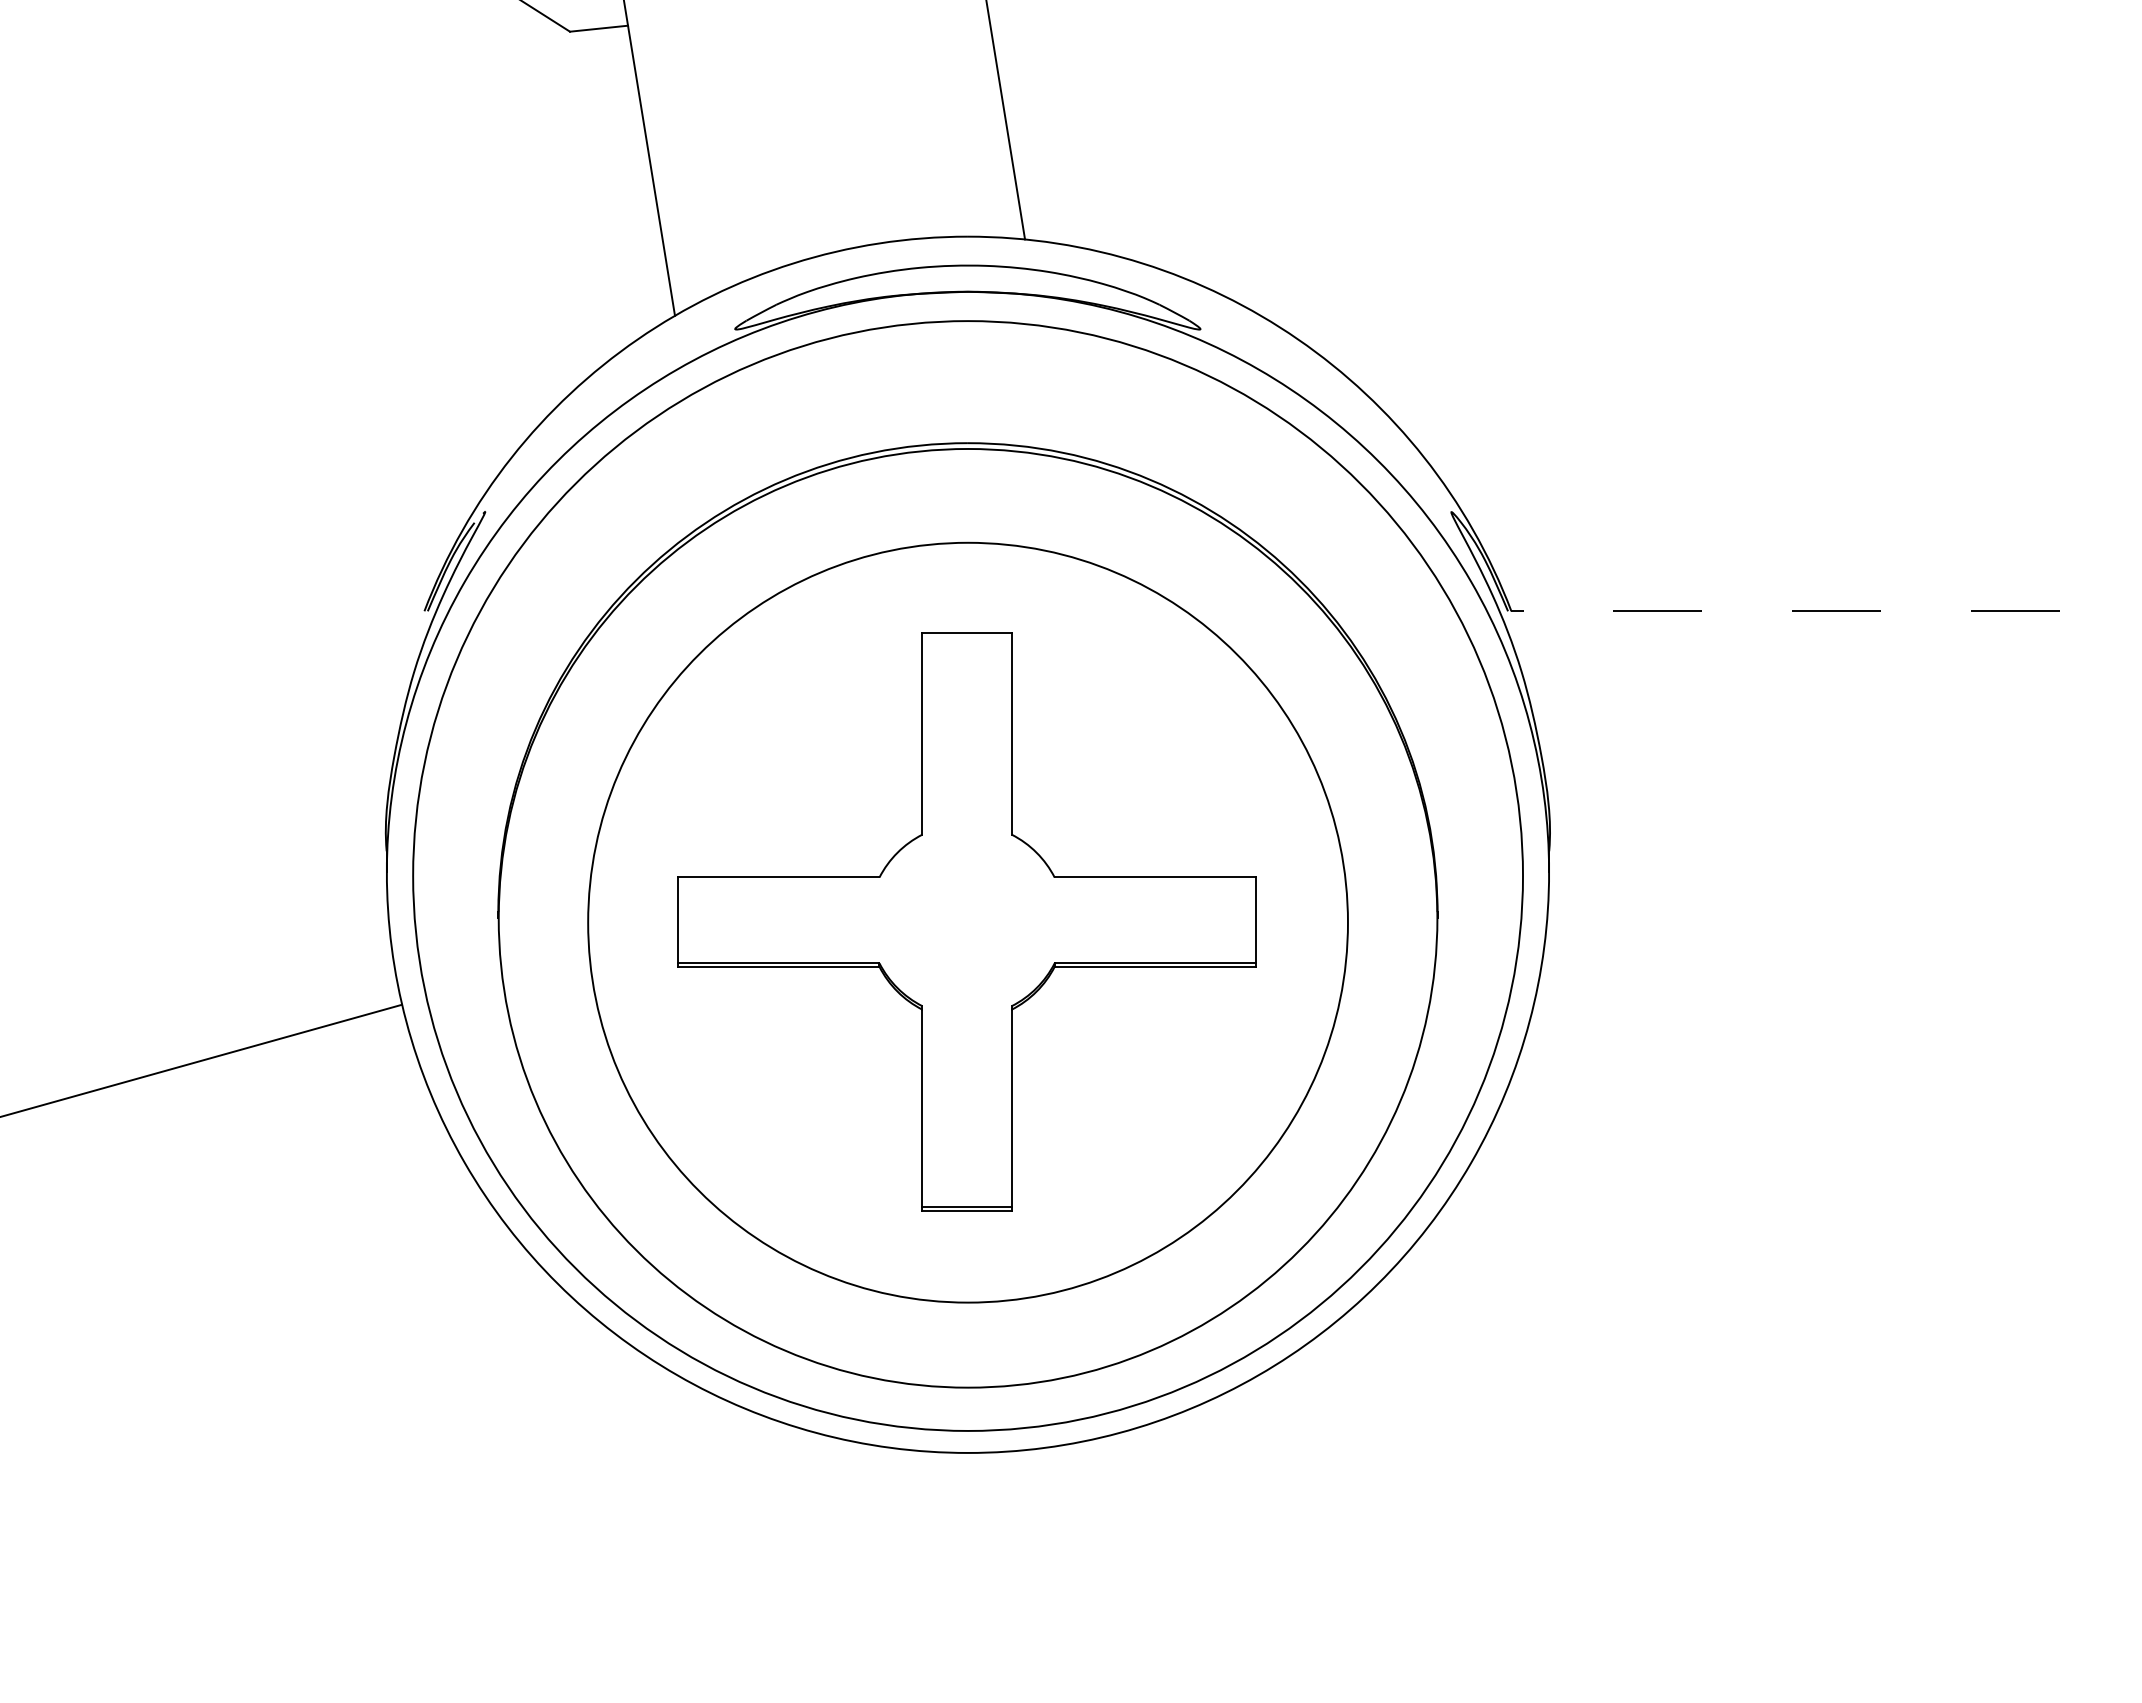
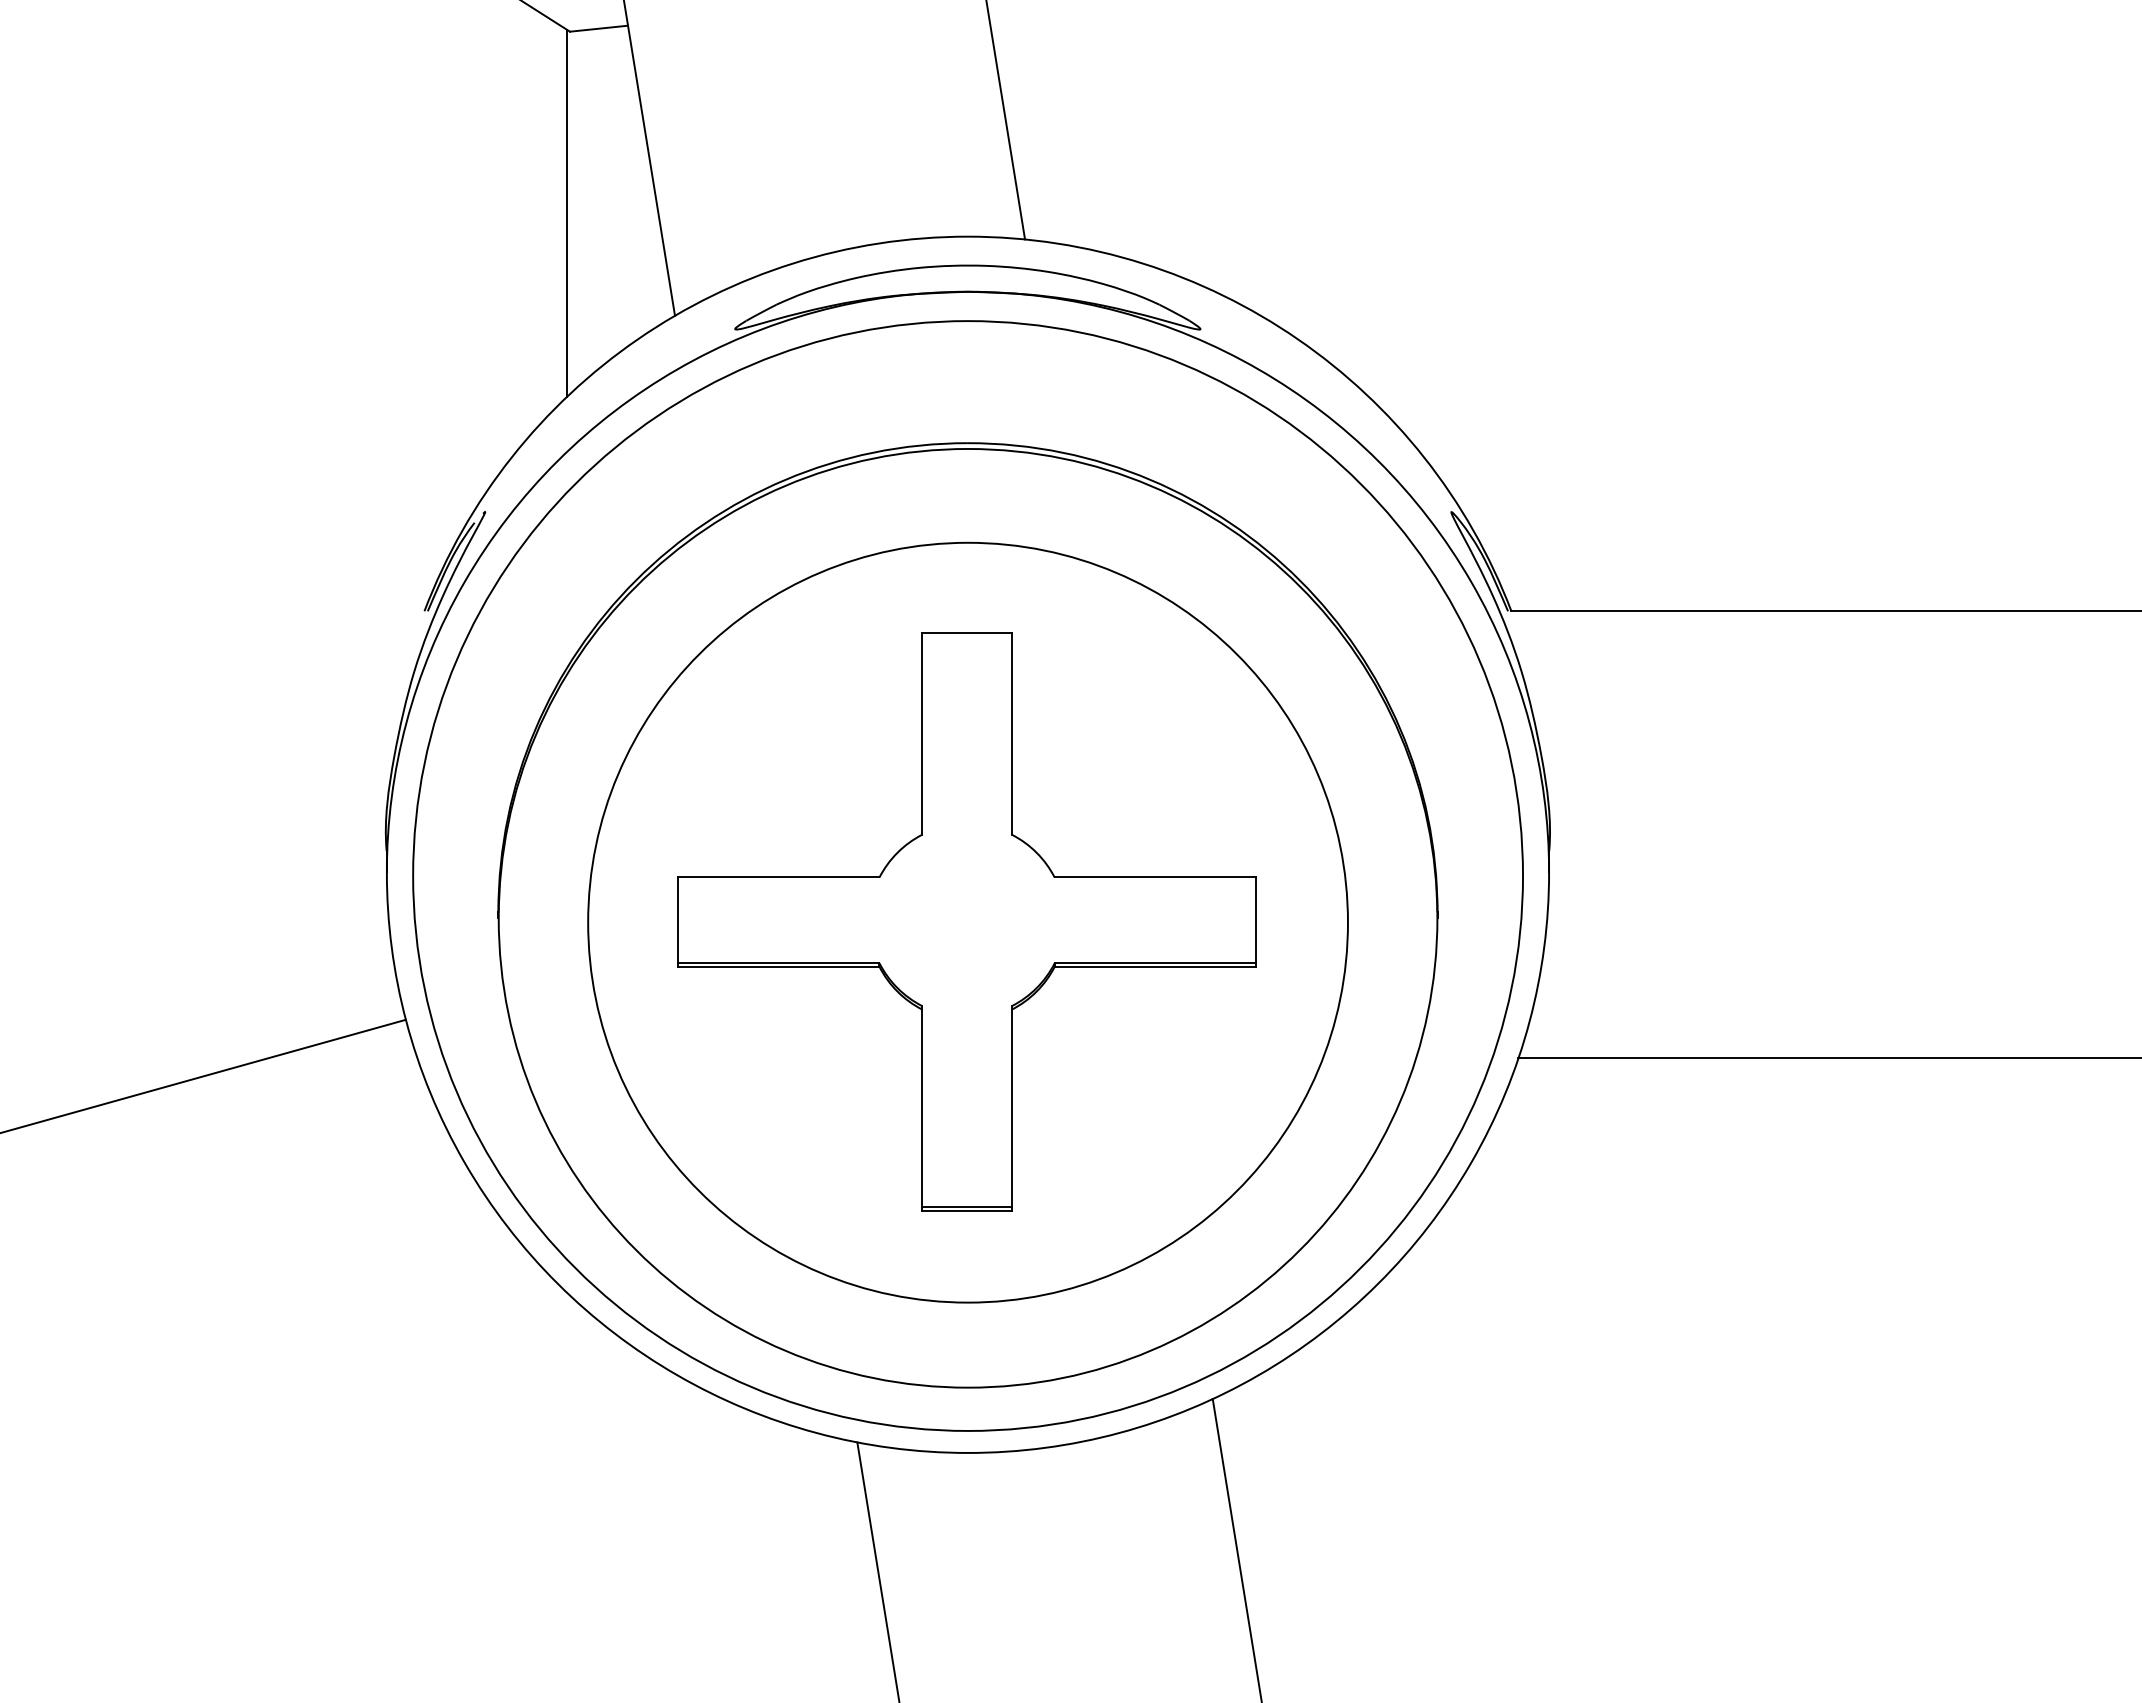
line: none -> present (566, 213)
line: dashed -> solid (1826, 611)
line: none -> present (1828, 1058)
line position: (201, 1060) -> (203, 1075) (203, 1075)
line: none -> present (1236, 1549)
line: none -> present (877, 1570)
